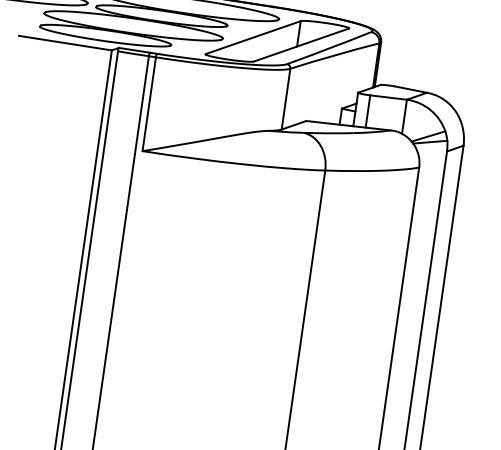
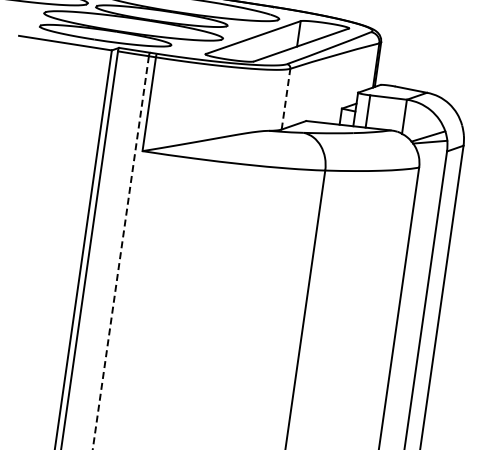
line: solid -> dashed (286, 99)
line: solid -> dashed (120, 253)
